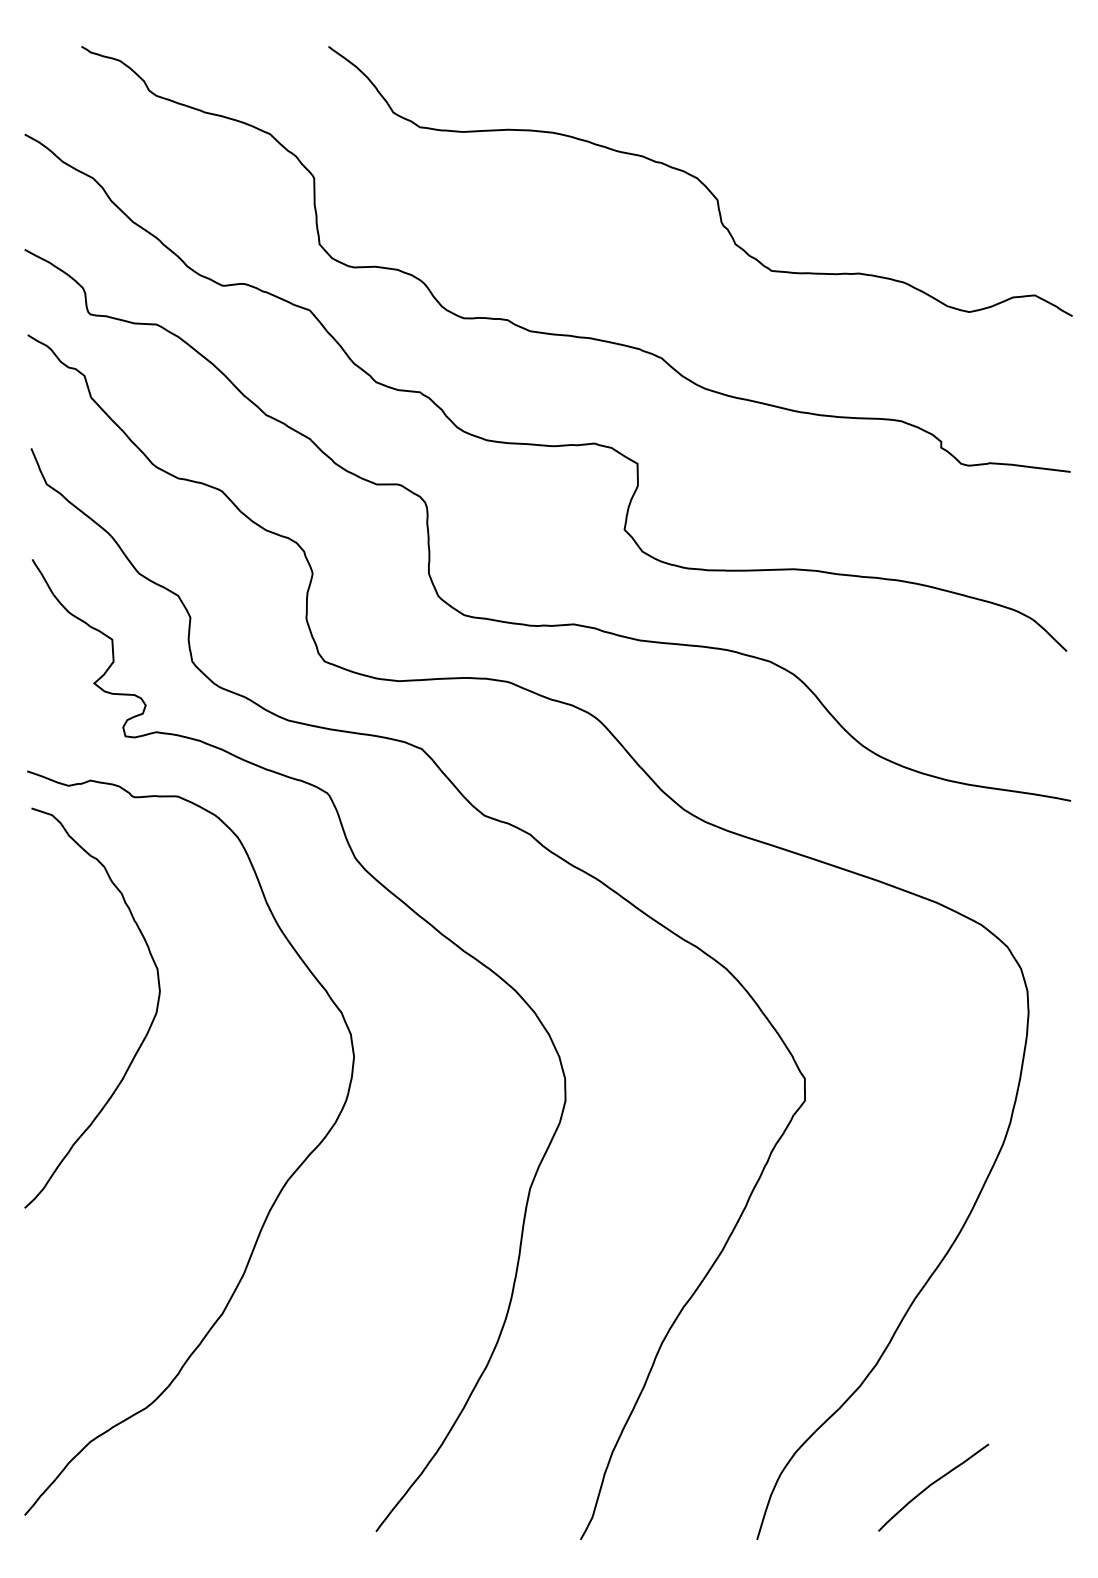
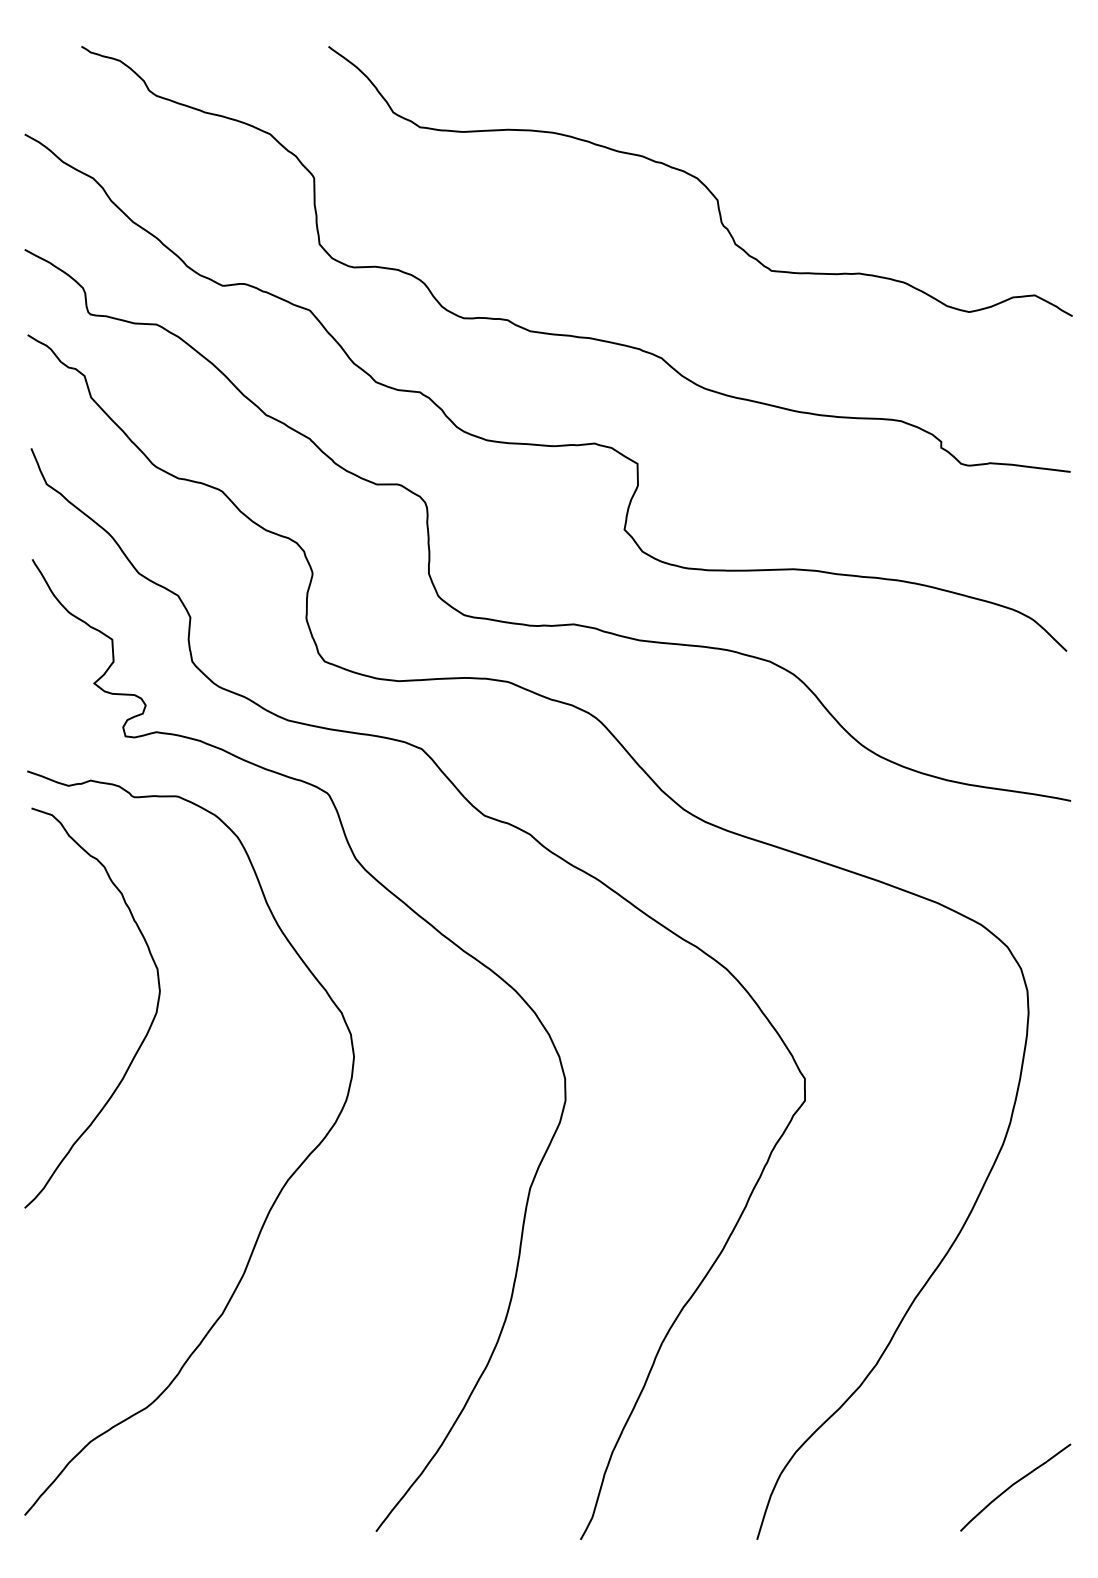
curve position: (931, 1485) -> (1013, 1485) (1013, 1485)
